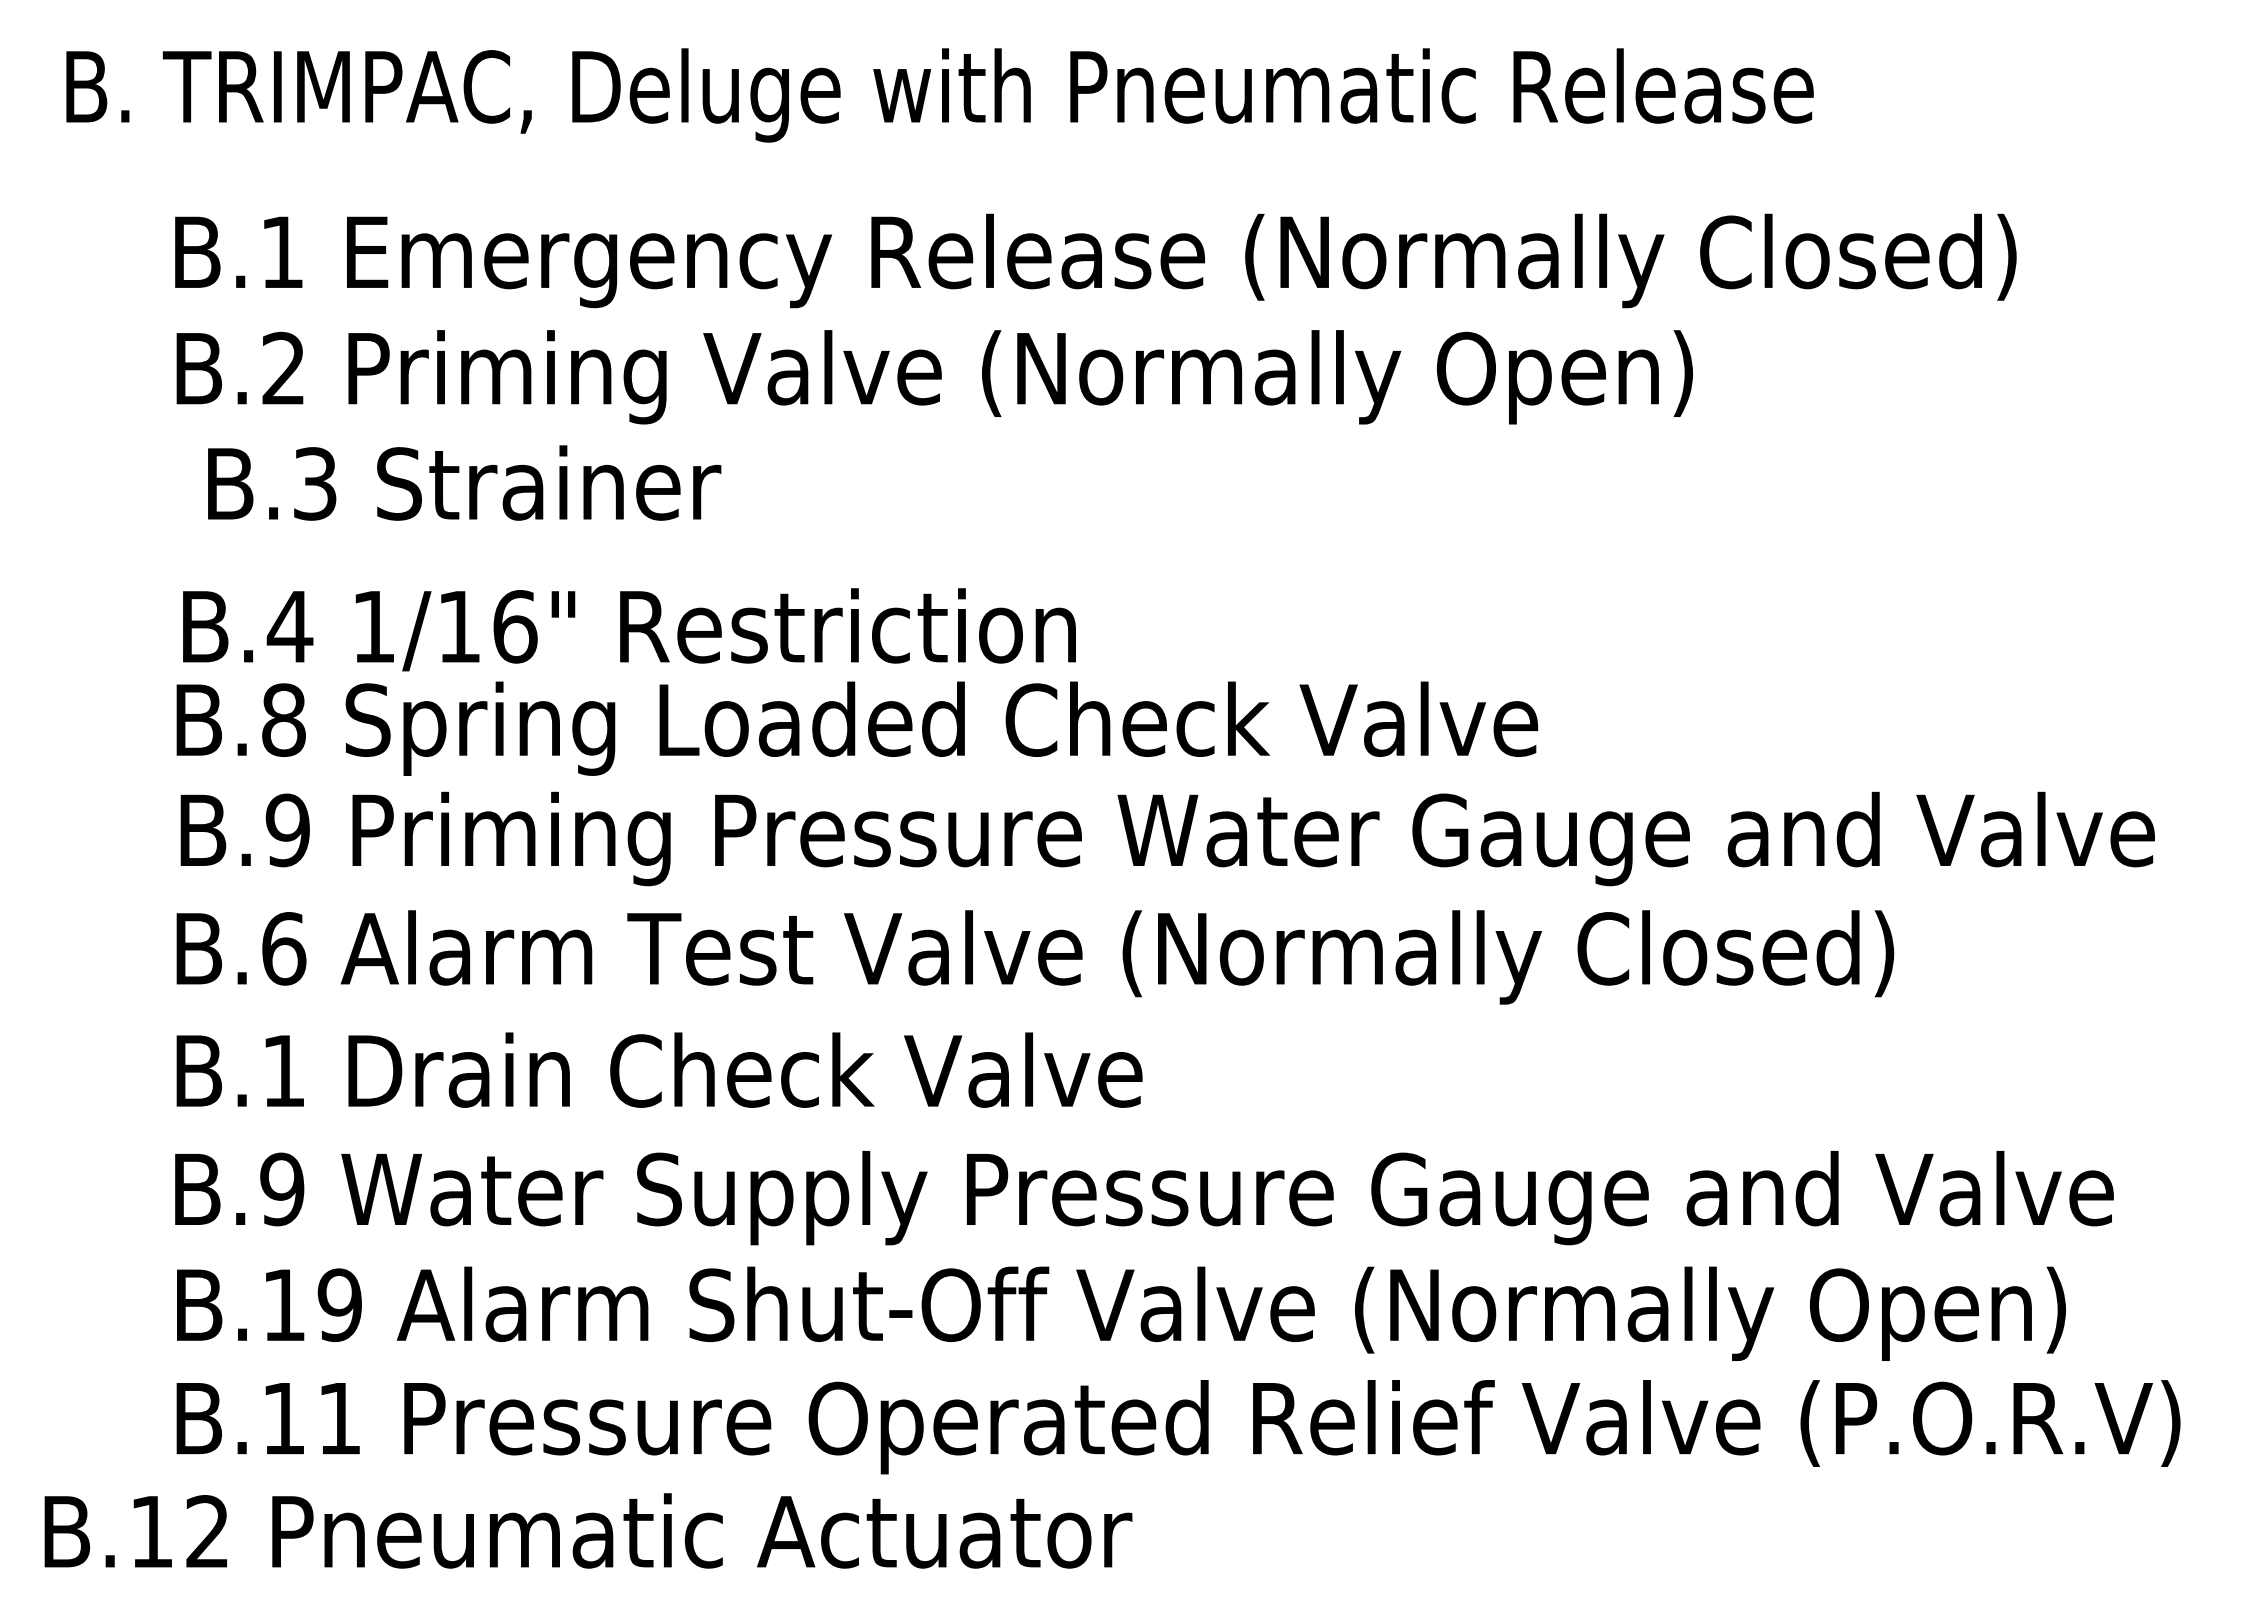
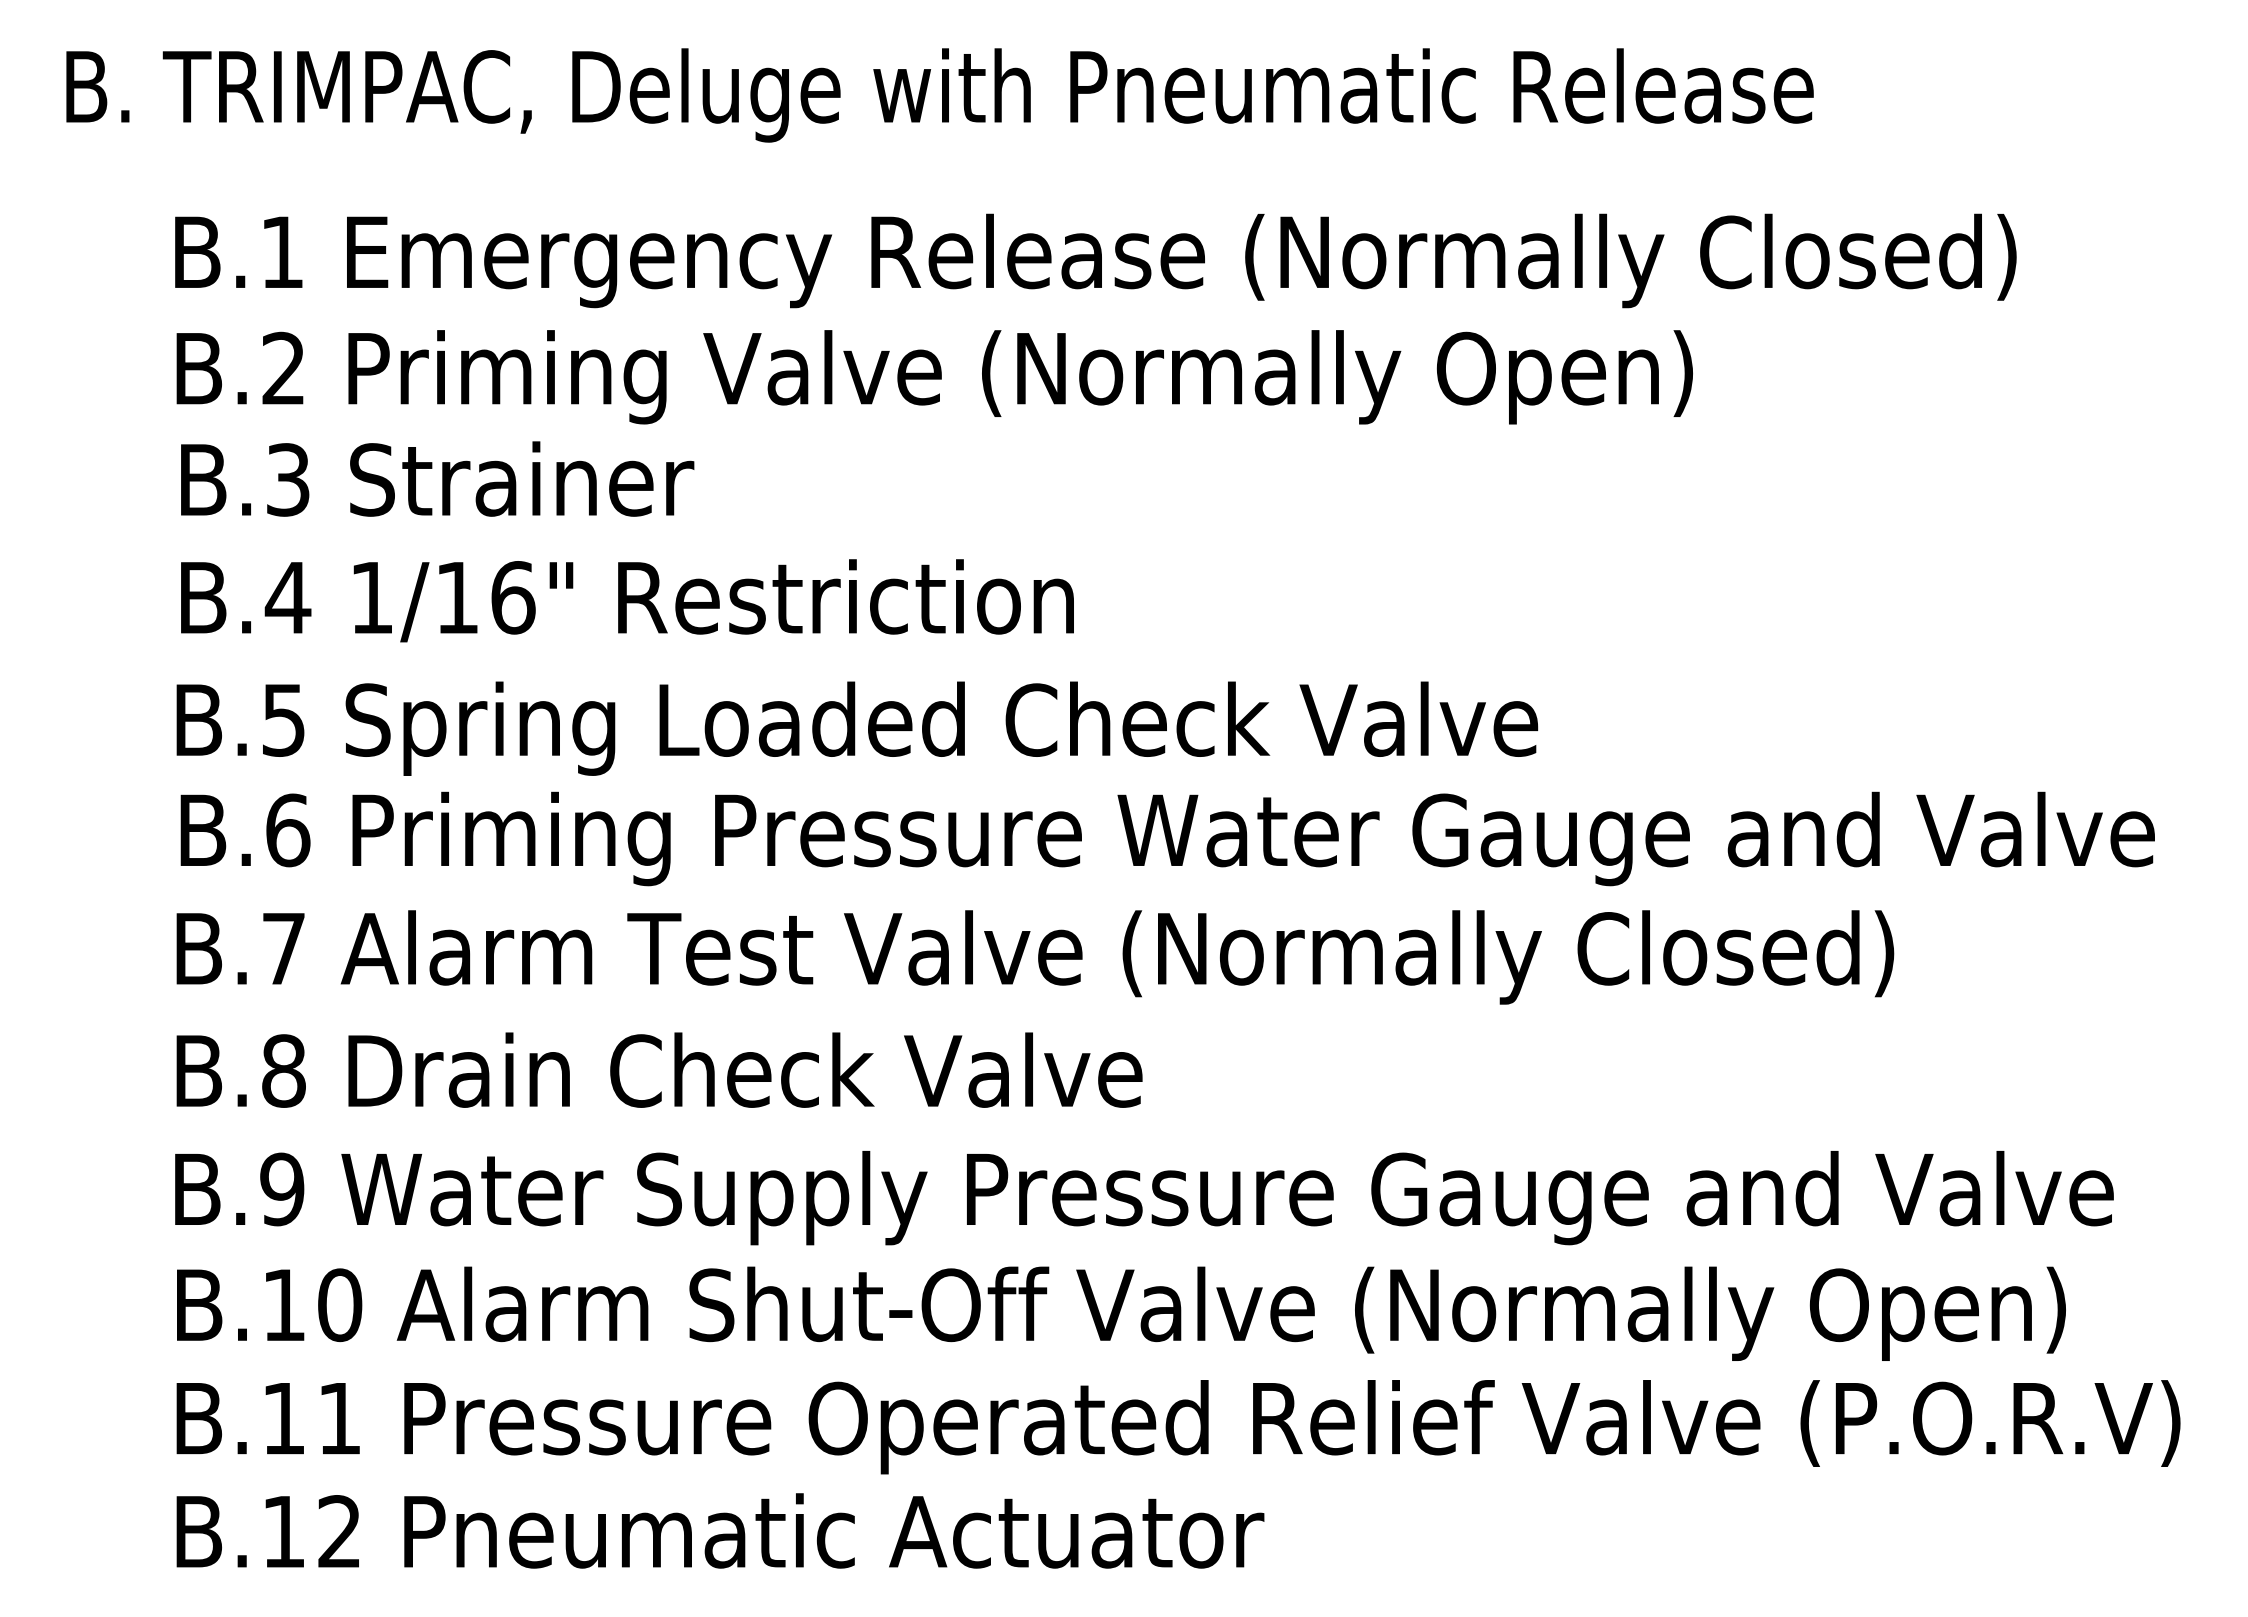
text position: (464, 482) -> (437, 478) (437, 478)
text position: (629, 629) -> (627, 600) (627, 600)
text: B.8 -> B.5 (283, 719)
text: B.9 -> B.6 (287, 830)
text: B.6 -> B.7 (284, 948)
text: B.1 -> B.8 (283, 1070)
text: B.19 -> B.10 (339, 1305)
text position: (588, 1530) -> (720, 1530) (720, 1530)
